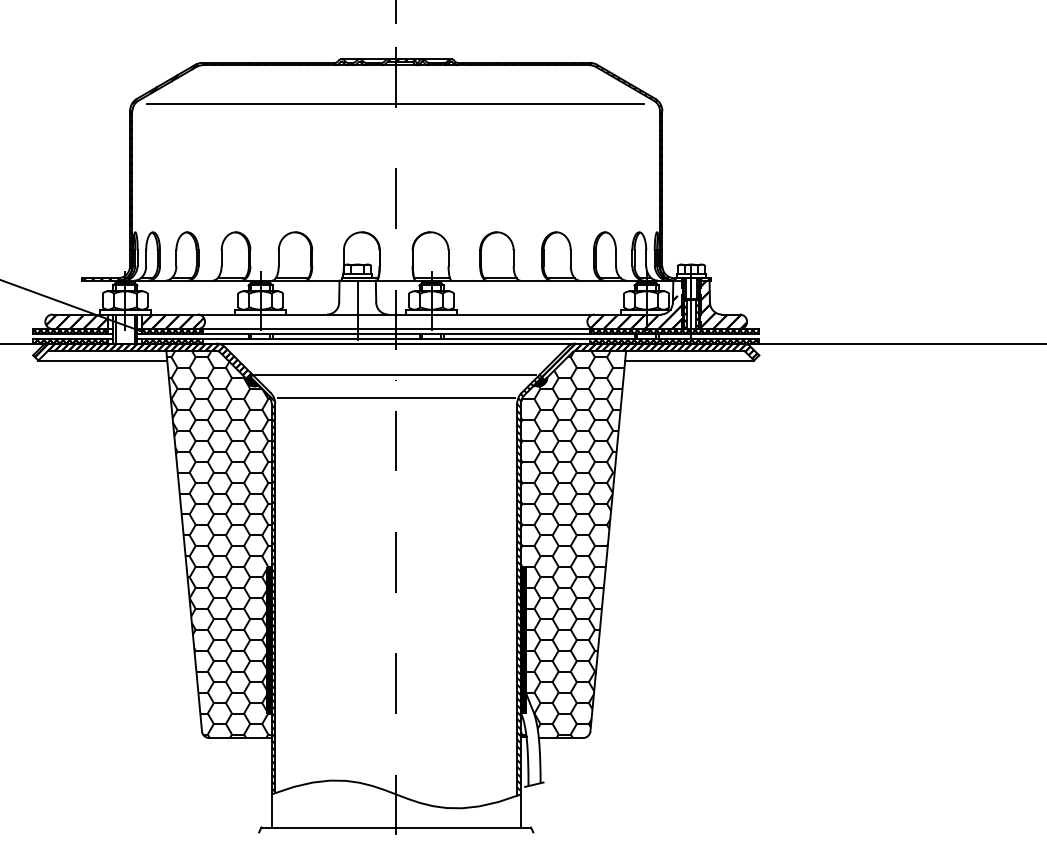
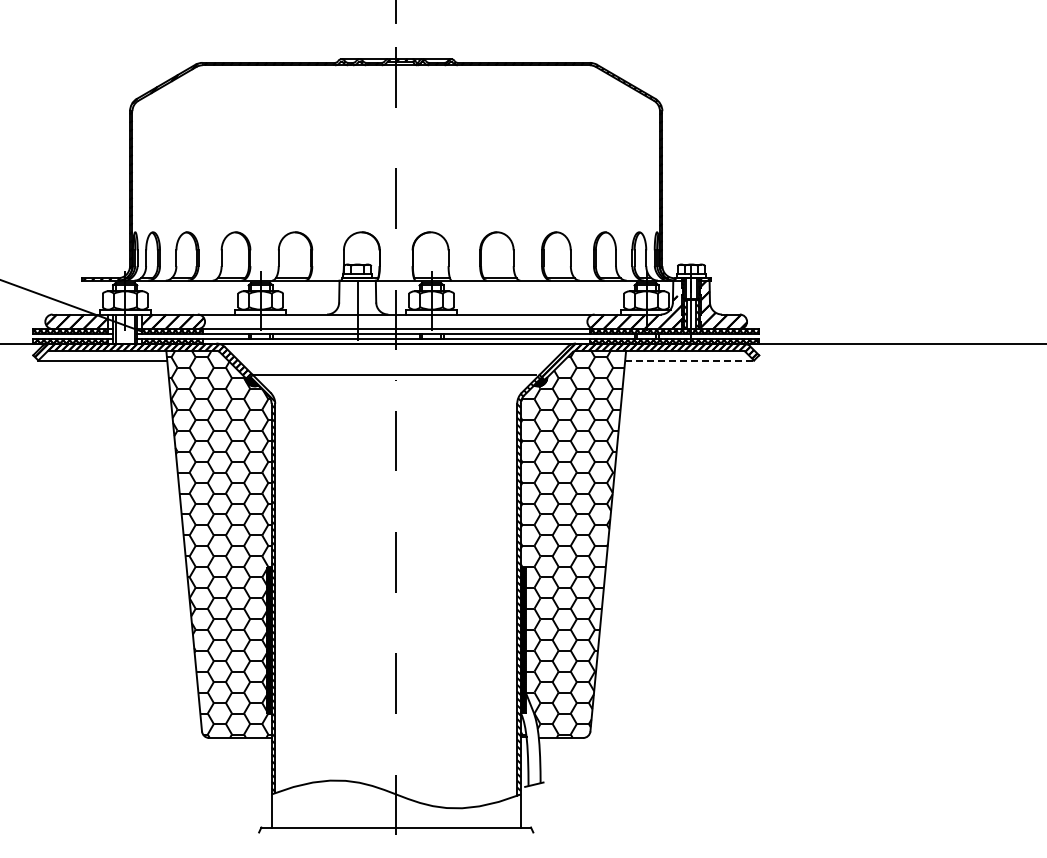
line: present -> none (395, 104)
line: solid -> dashed (690, 360)
line: present -> none (395, 397)
